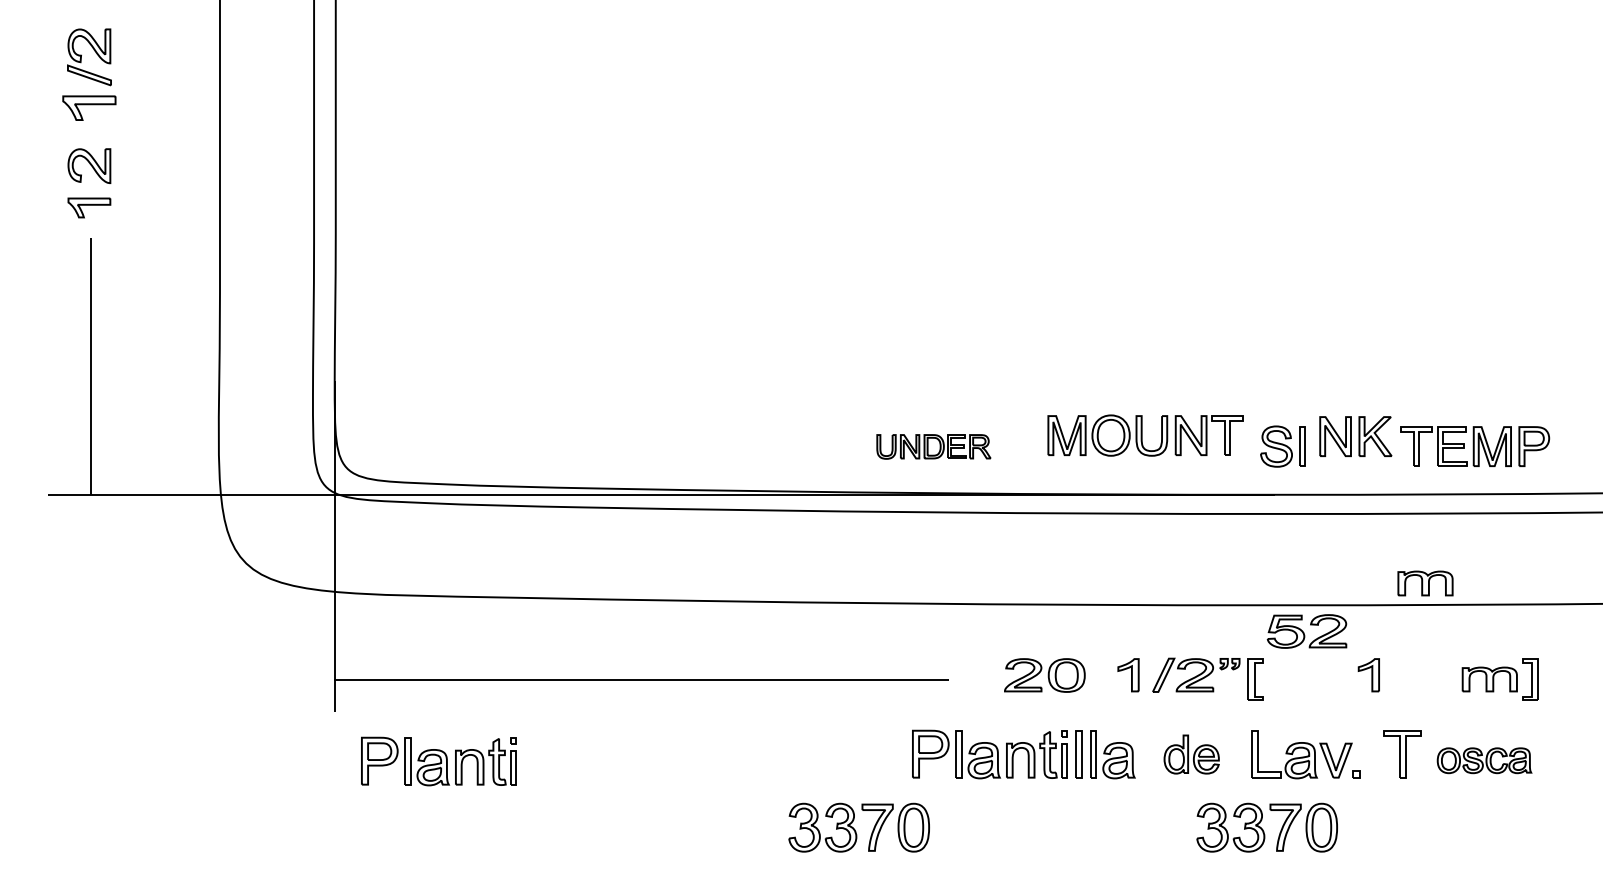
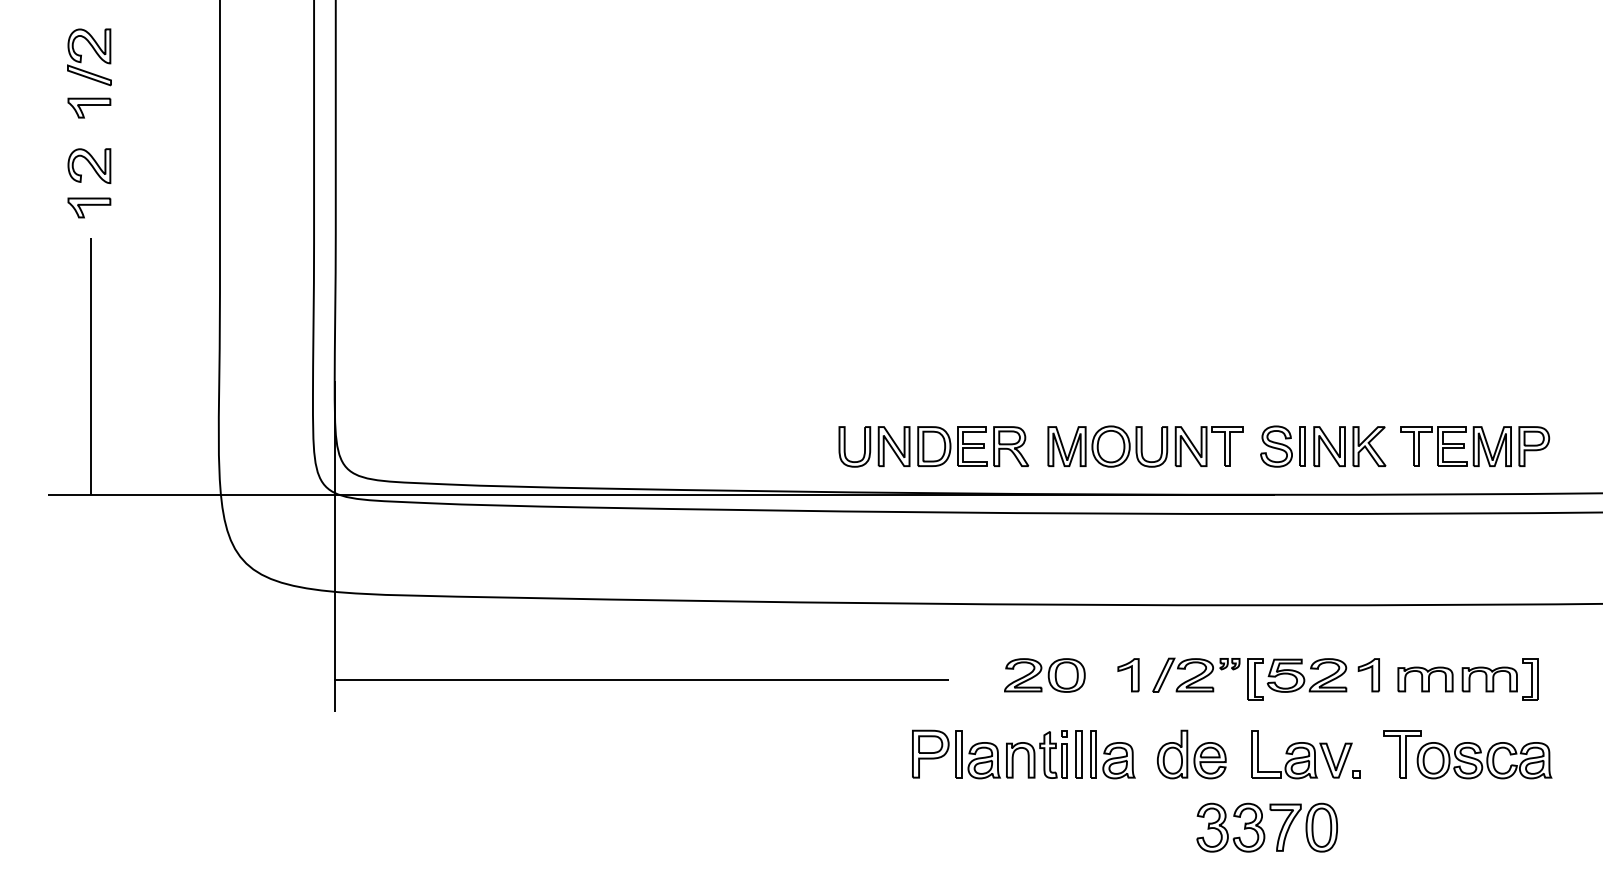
part size: 55x26 px -> 45x22 px (89, 107)
part position: (1145, 435) -> (1145, 446) (1145, 446)
part position: (1355, 436) -> (1349, 446) (1349, 446)
part size: 116x26 px -> 192x42 px (933, 446)
part position: (1425, 583) -> (1425, 679) (1425, 679)
part position: (1306, 631) -> (1306, 675) (1306, 675)
part size: 57x41 px -> 71x51 px (1191, 754)
part size: 97x28 px -> 137x38 px (1484, 760)
part: present -> none (438, 761)
part: present -> none (858, 827)
